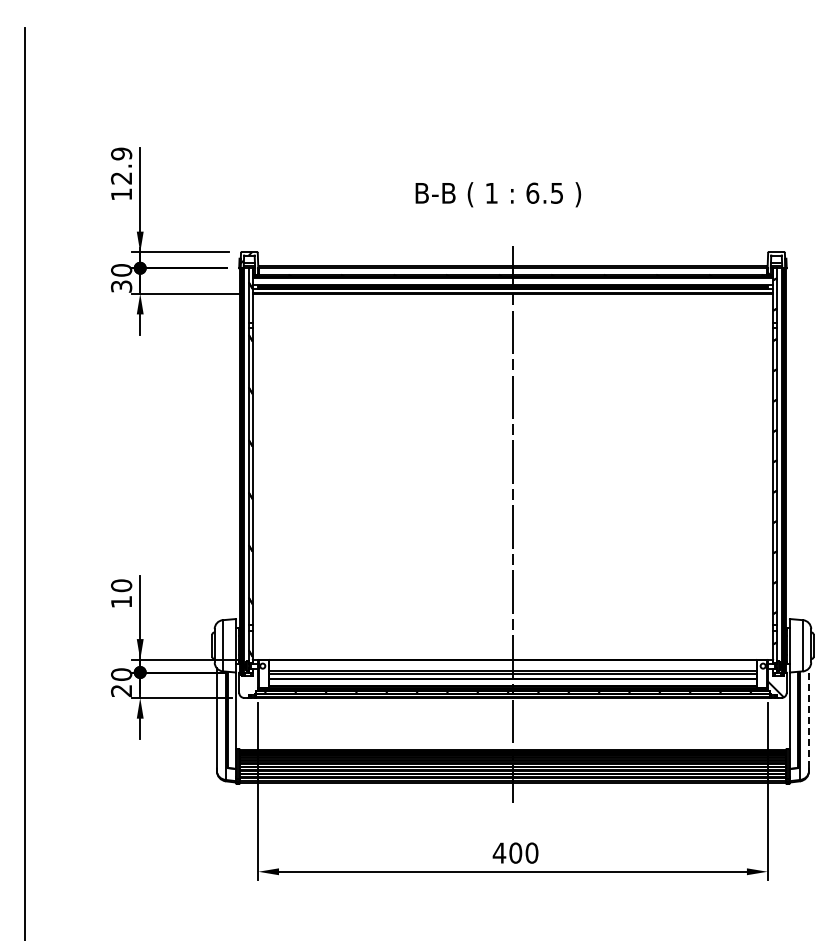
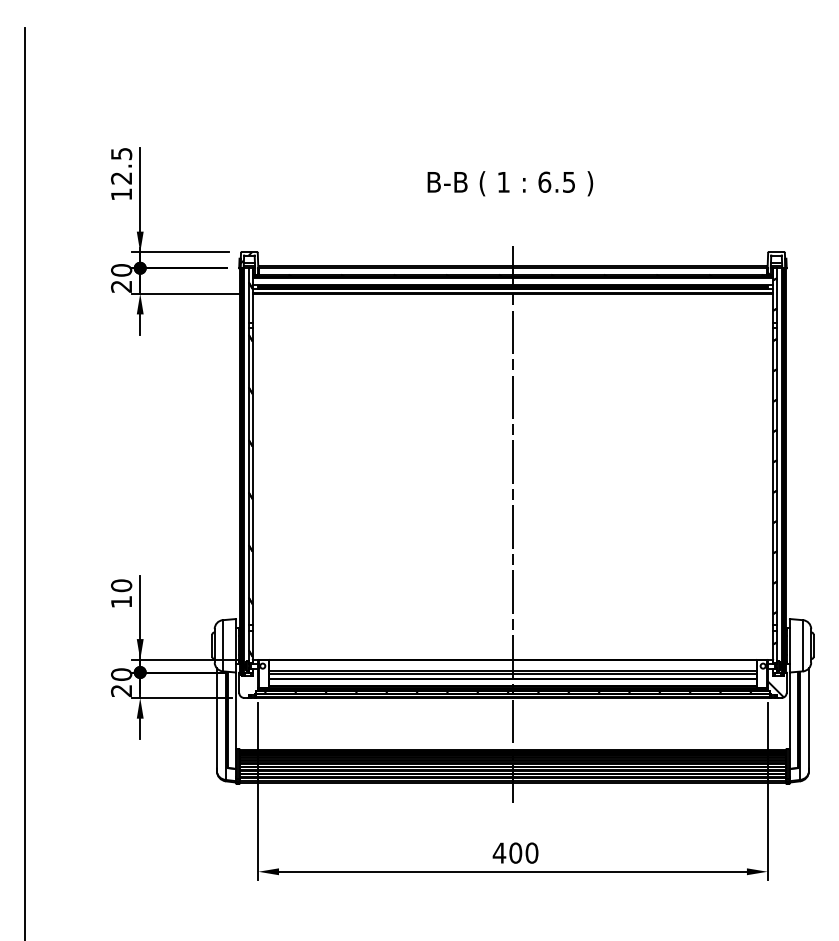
text: 12.9 -> 12.5 (121, 153)
text position: (498, 194) -> (510, 183) (510, 183)
text: 30 -> 20 (121, 286)
line: dashed -> solid (808, 718)
